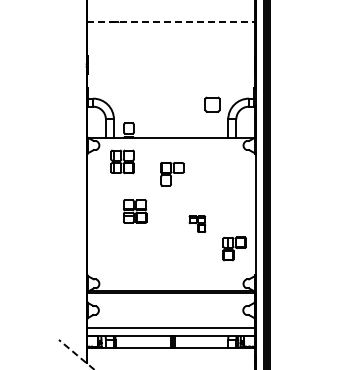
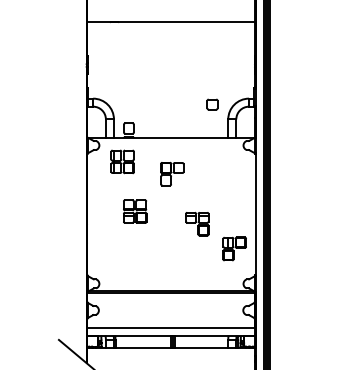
line: dashed -> solid (171, 21)
part size: 17x17 px -> 13x13 px (212, 104)
part size: 19x18 px -> 25x25 px (197, 224)
line: dashed -> solid (76, 354)
